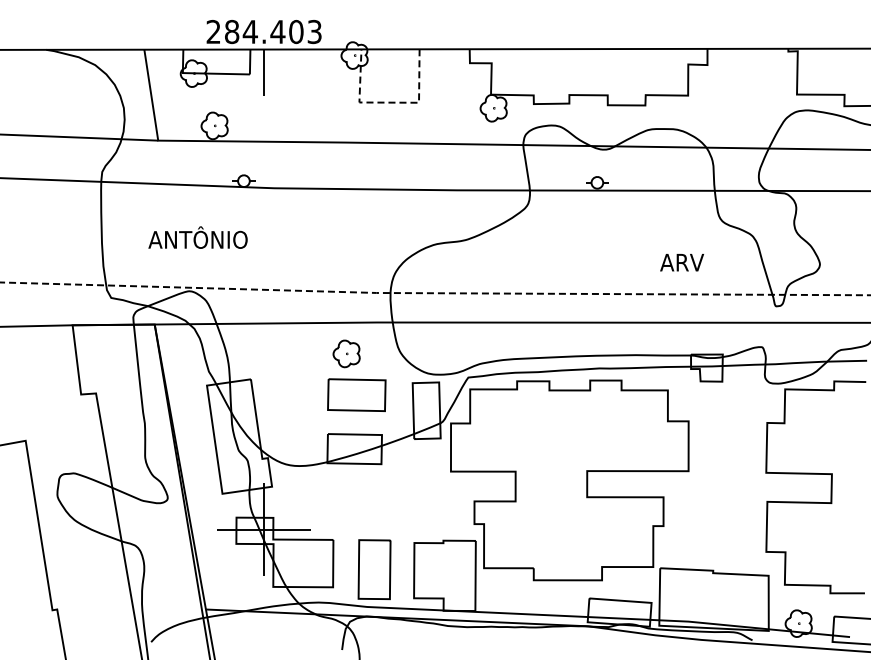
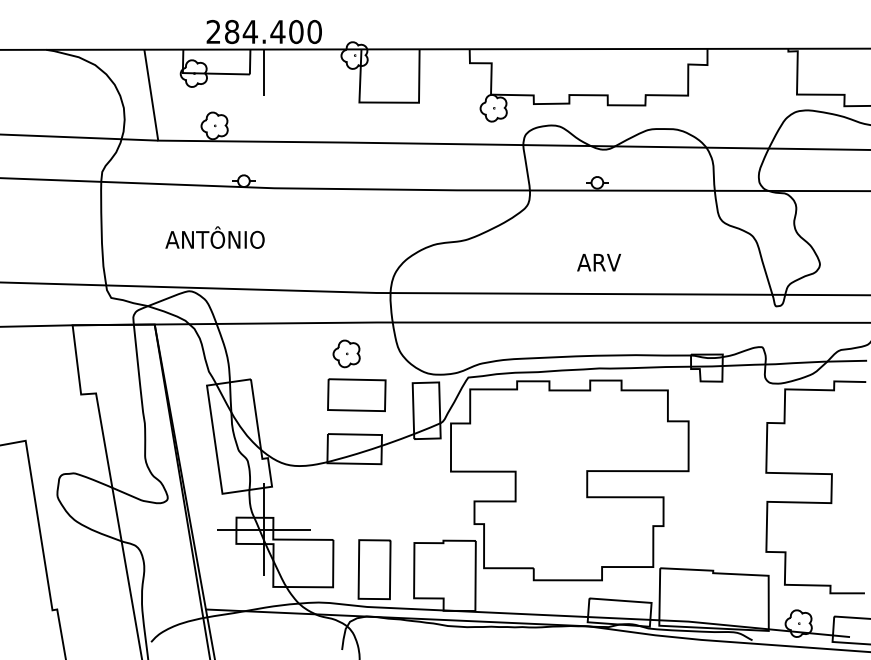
text: 284.403 -> 284.400 (314, 31)
line: dashed -> solid (389, 102)
text position: (197, 237) -> (214, 237) (214, 237)
text position: (681, 262) -> (598, 262) (598, 262)
line: dashed -> solid (434, 293)
